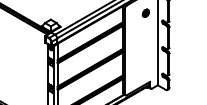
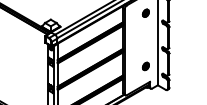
part: none -> present (145, 66)
